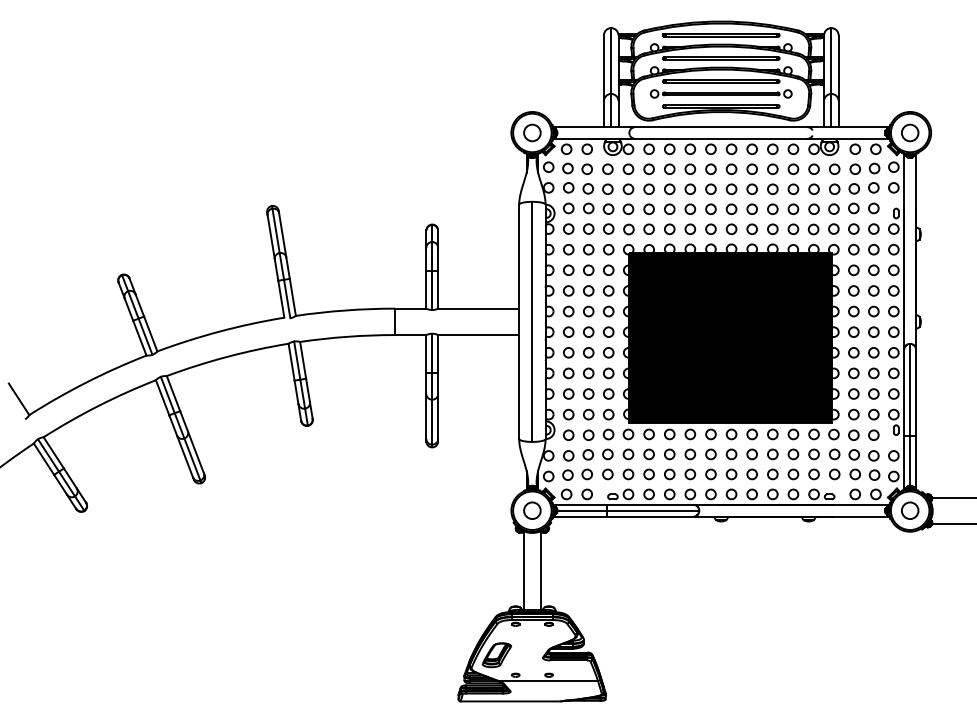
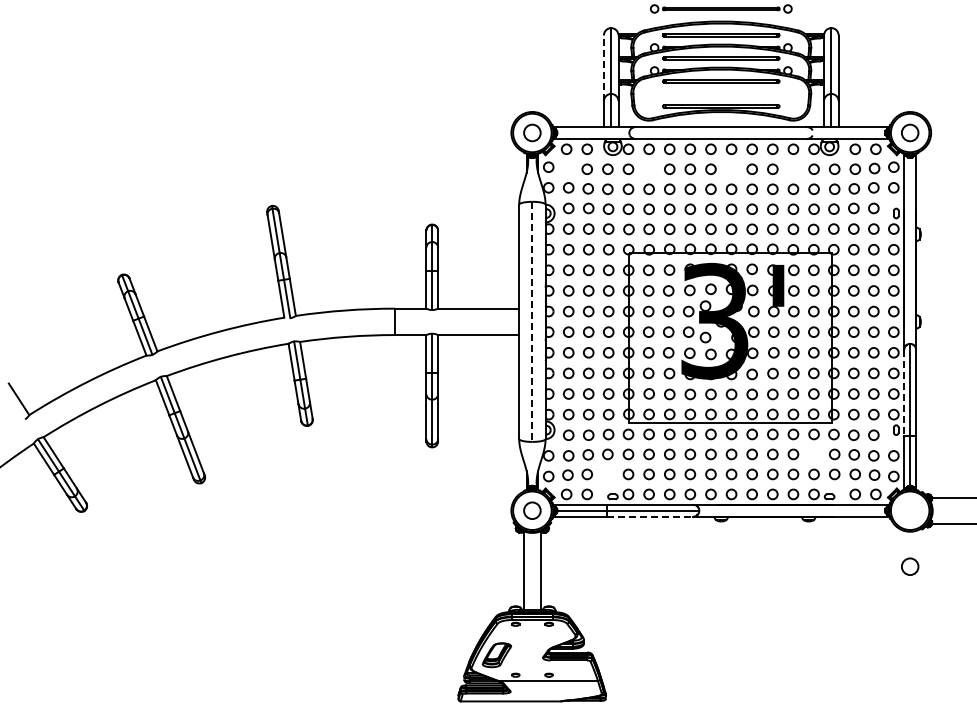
line: solid -> dashed (603, 68)
part position: (720, 93) -> (720, 8) (720, 8)
circle: present -> none (567, 168)
circle: present -> none (648, 168)
circle: present -> none (731, 168)
circle: present -> none (793, 168)
line: solid -> dashed (532, 322)
fill: present -> none (730, 337)
line: solid -> dashed (904, 393)
circle: present -> none (813, 454)
circle: present -> none (607, 474)
circle position: (910, 510) -> (910, 566) (910, 566)
line: solid -> dashed (650, 516)
